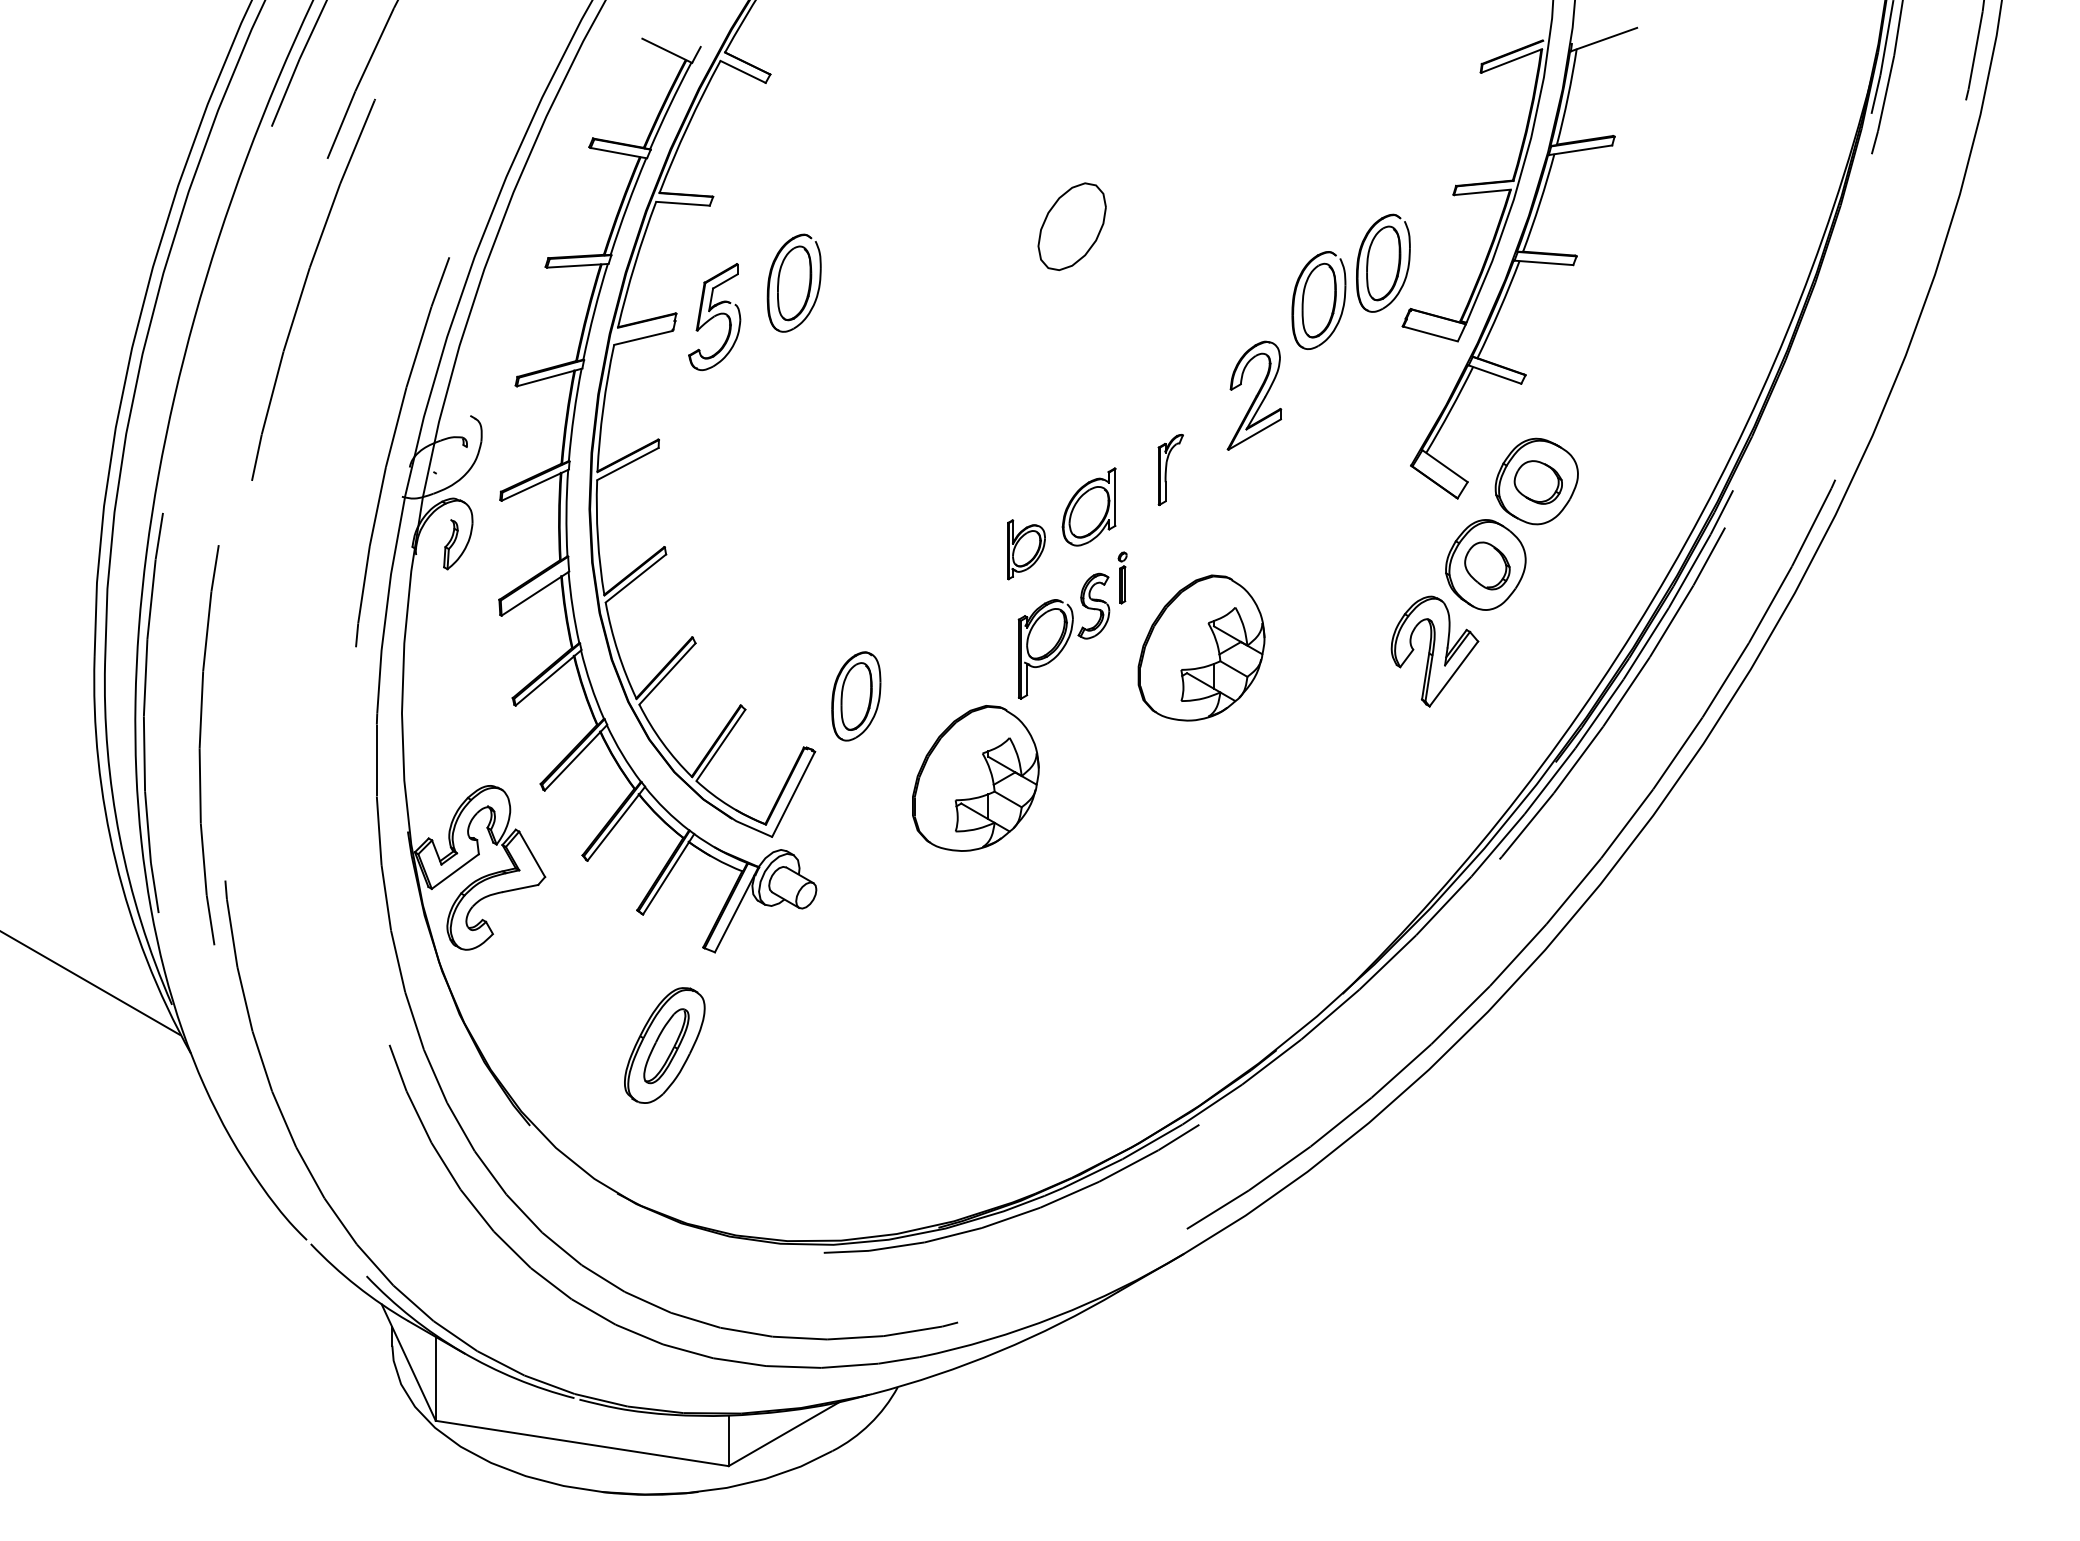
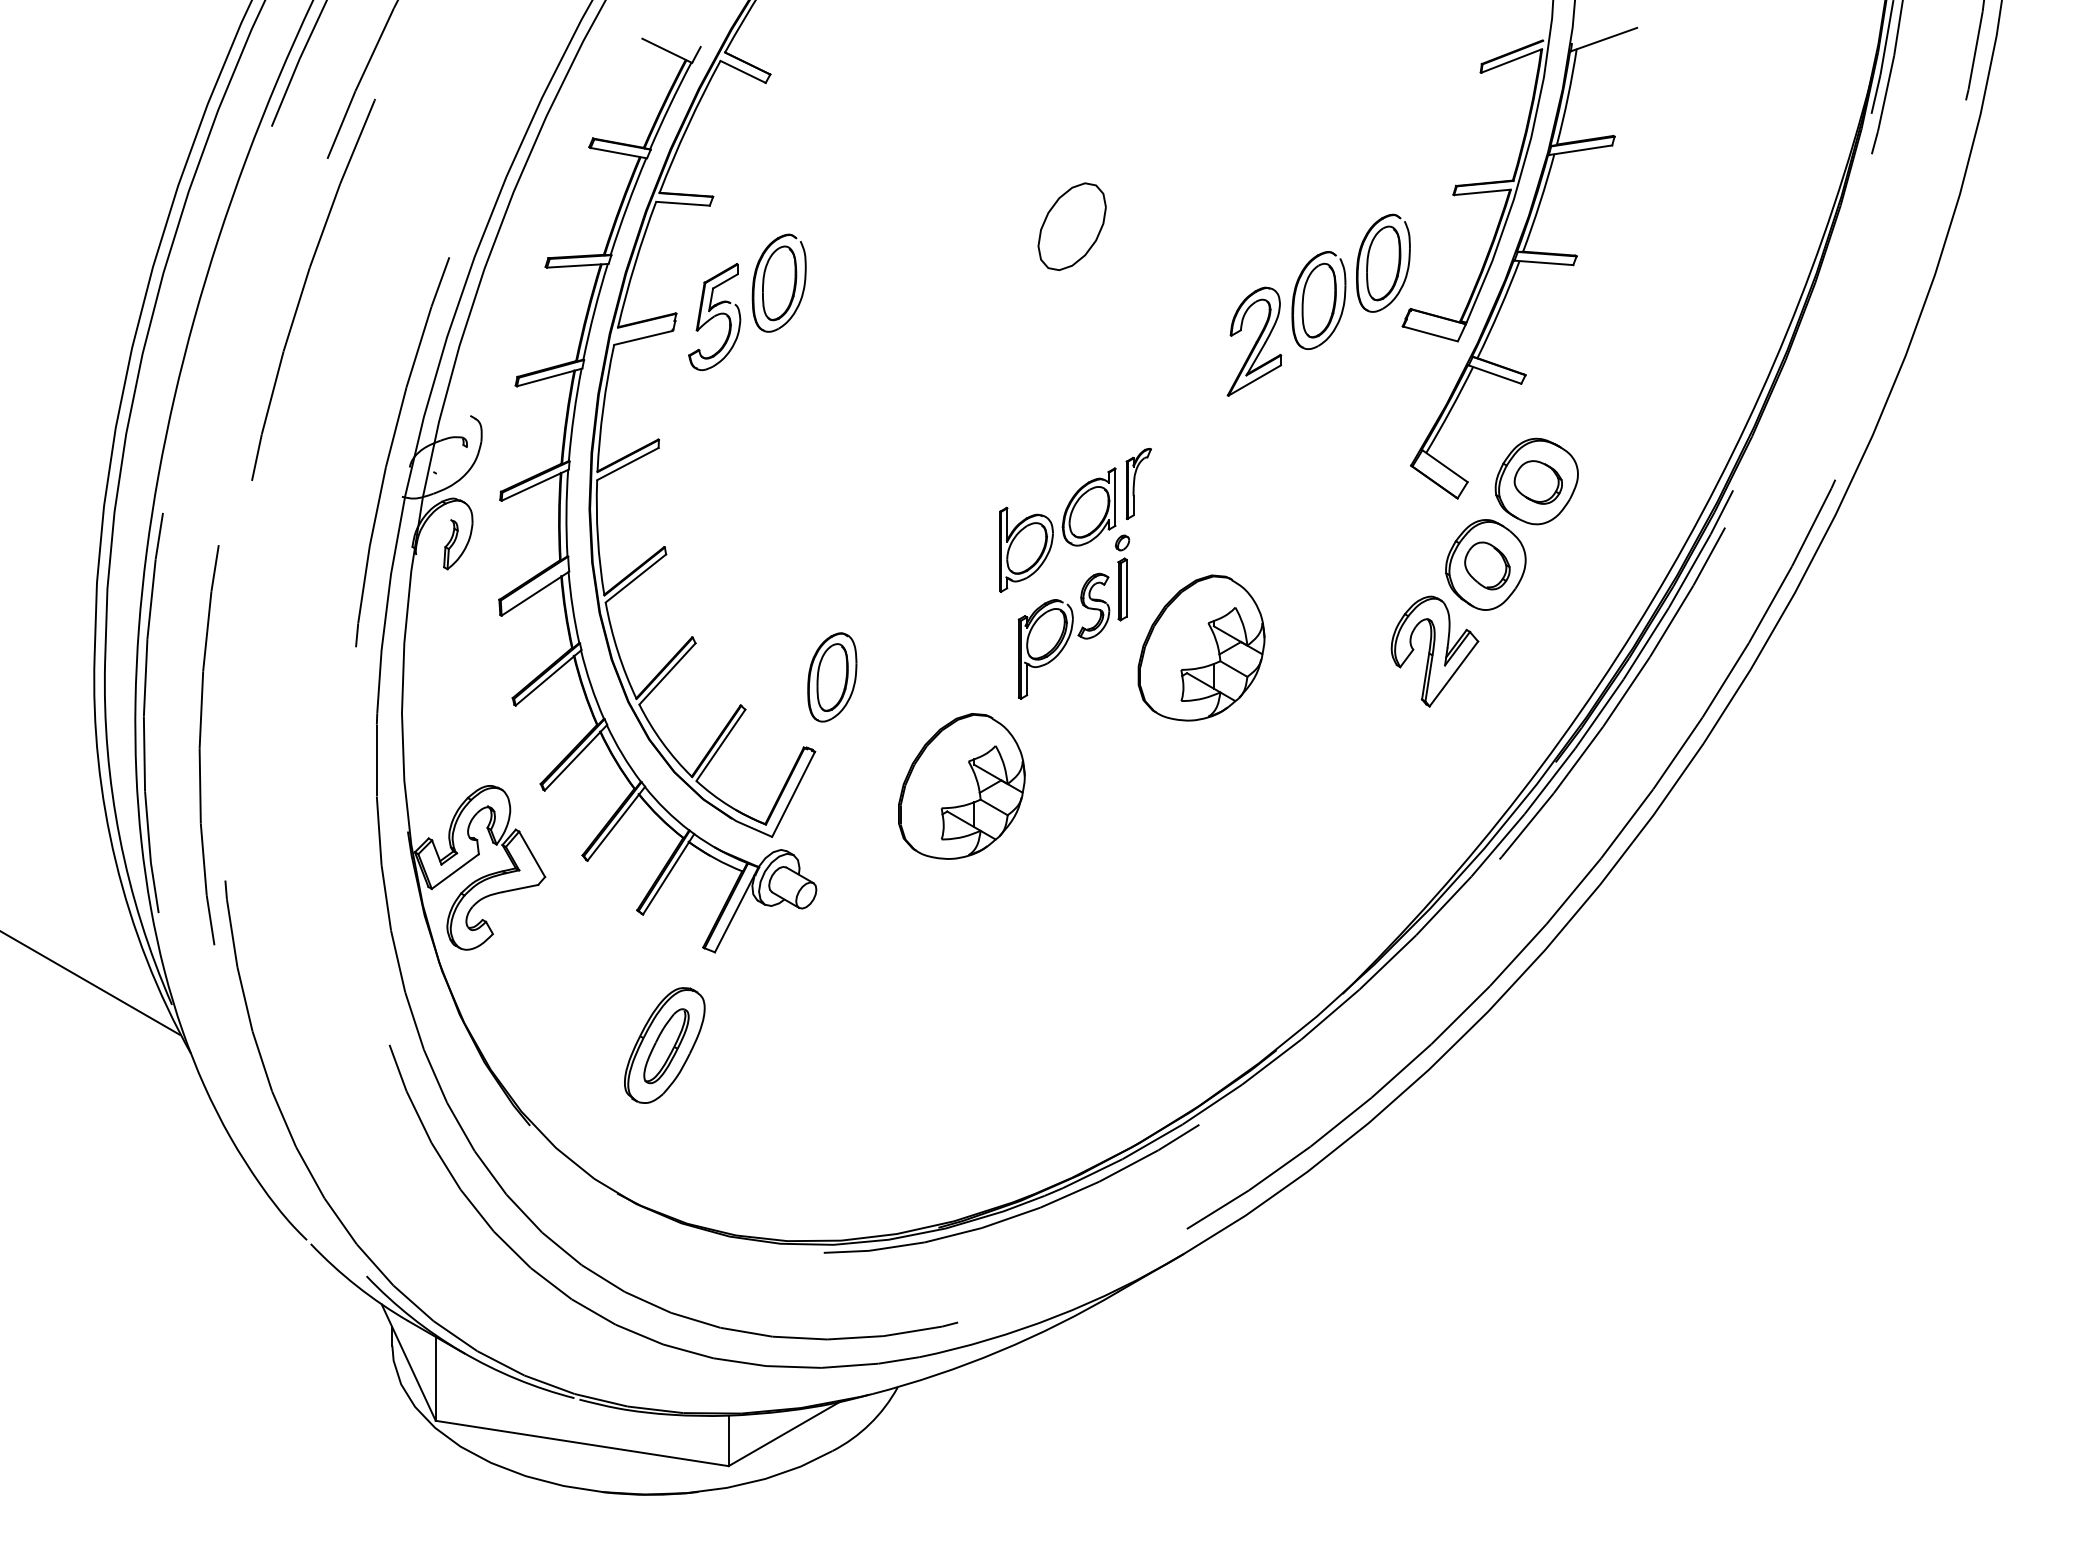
part position: (793, 282) -> (778, 282) (778, 282)
part position: (1254, 395) -> (1254, 341) (1254, 341)
part position: (1170, 470) -> (1138, 484) (1138, 484)
part size: 39x62 px -> 55x87 px (1026, 549)
part size: 11x54 px -> 16x88 px (1122, 577)
part position: (856, 696) -> (832, 677) (832, 677)
part position: (975, 778) -> (961, 786) (961, 786)
